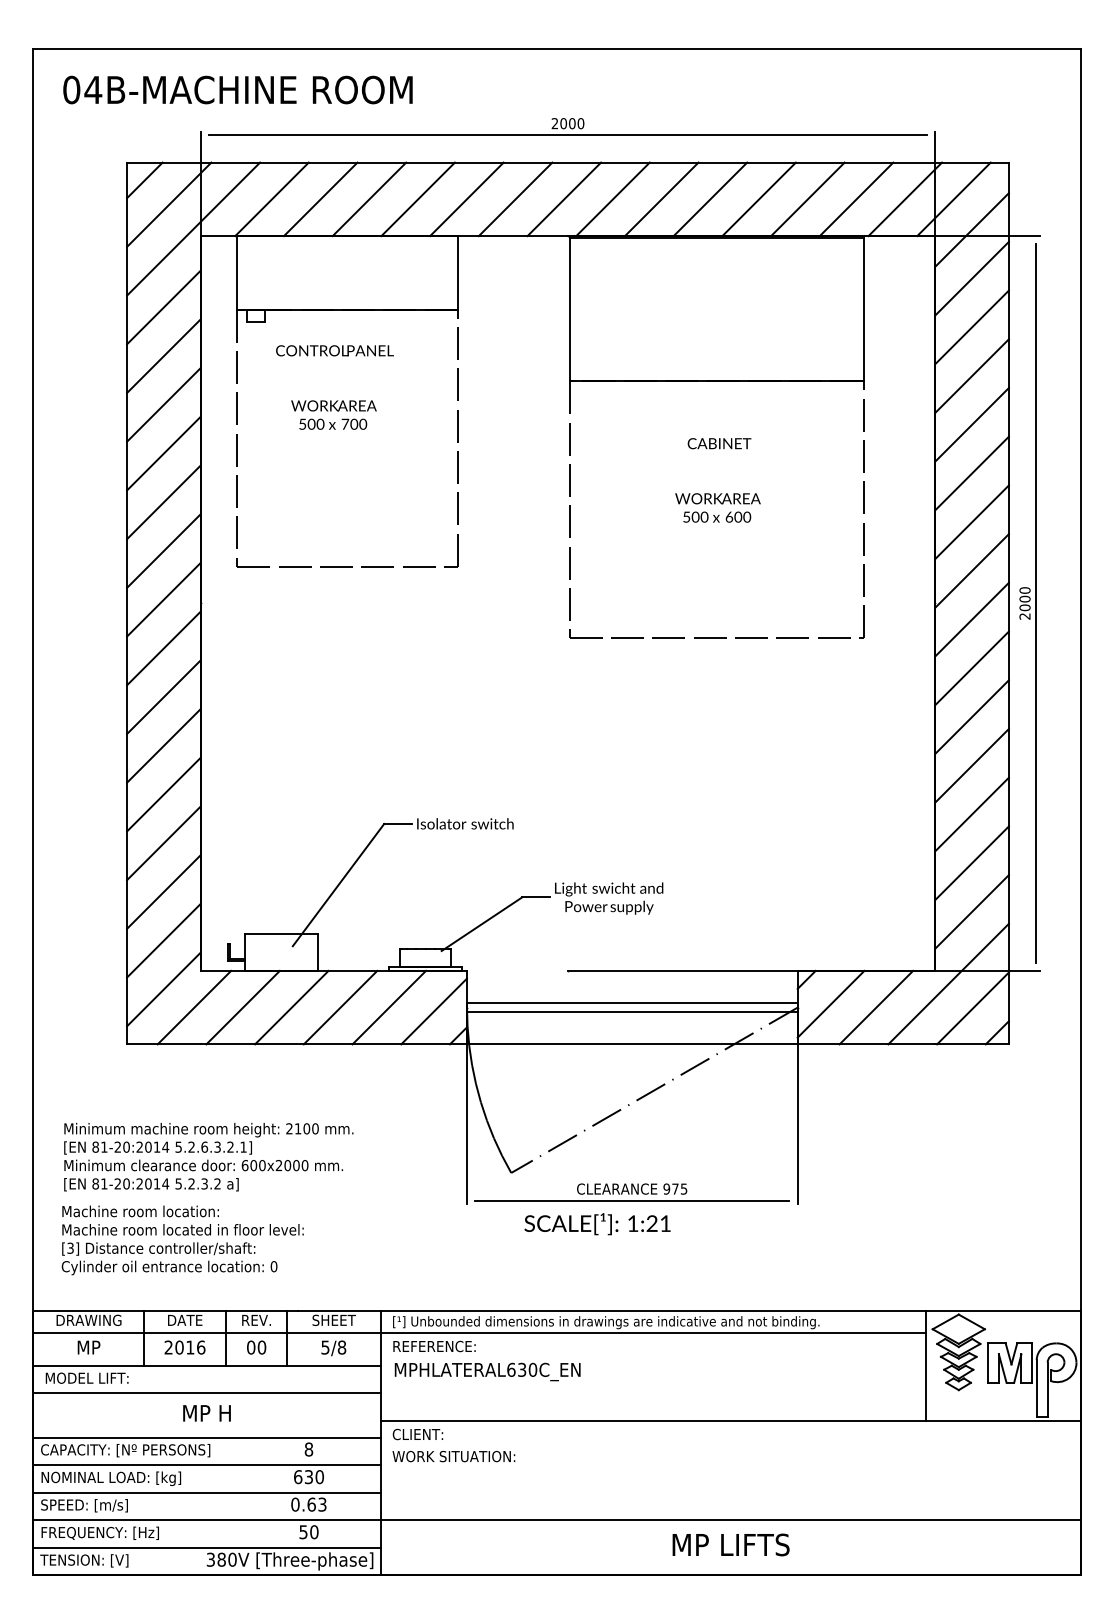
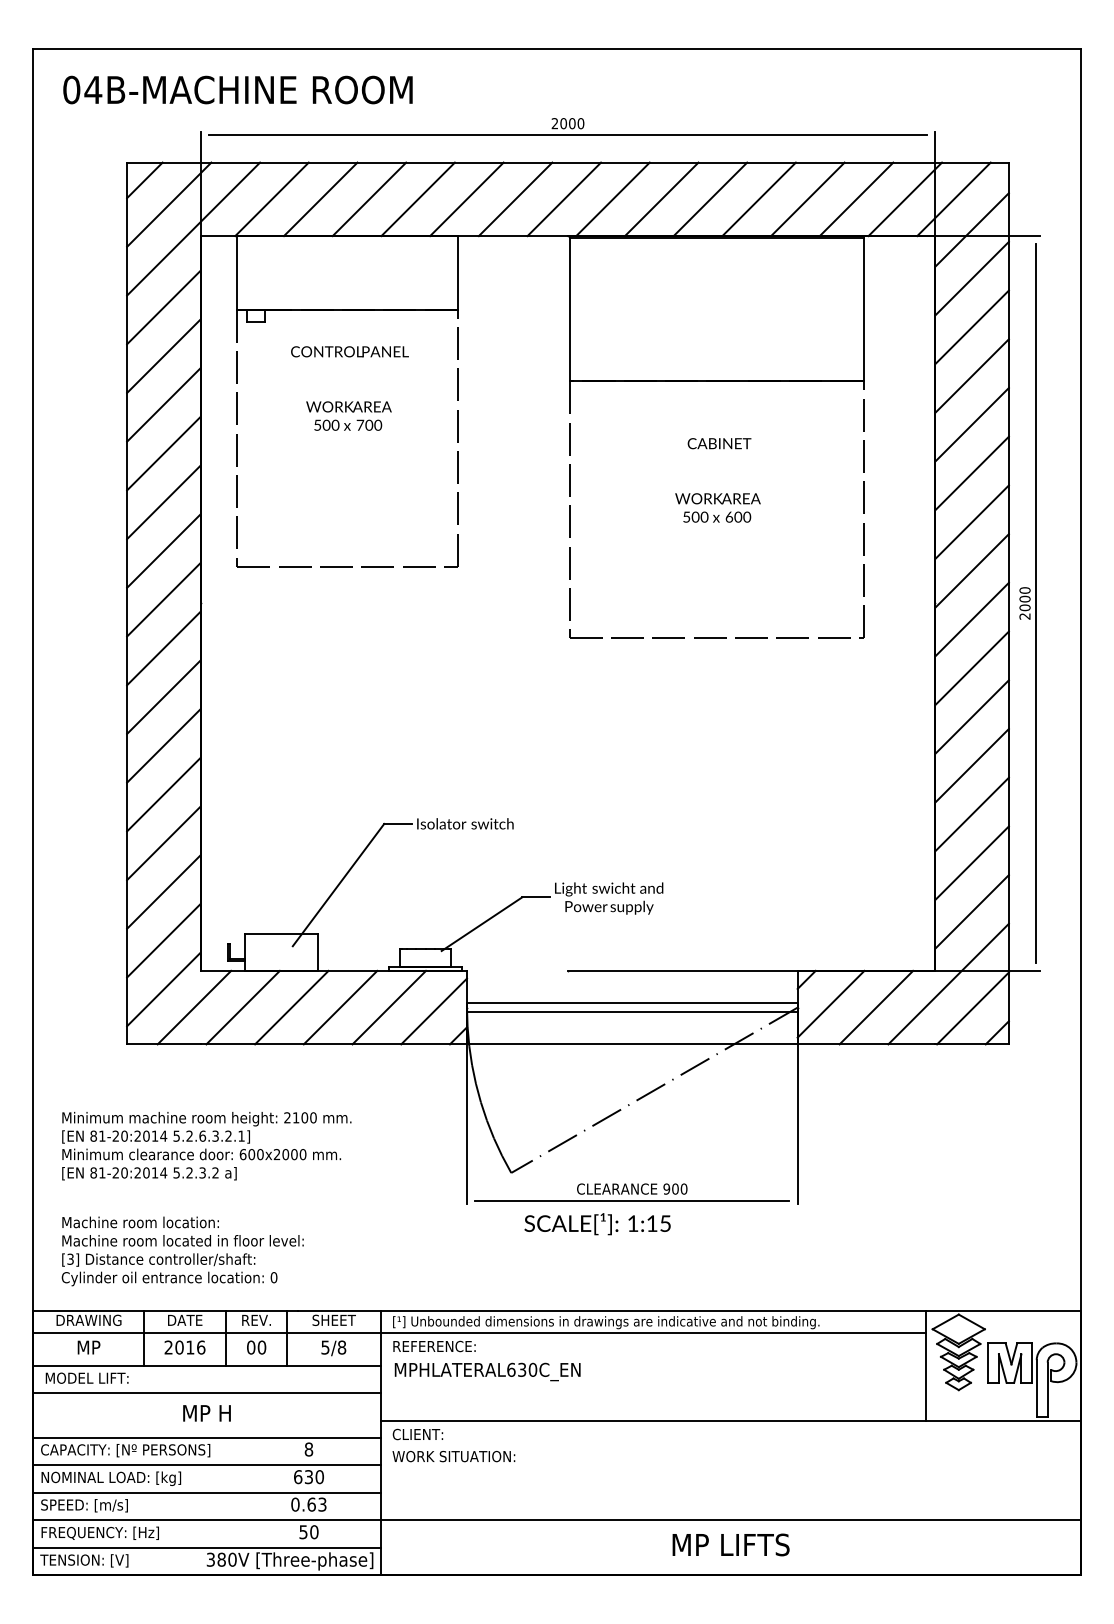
text position: (334, 387) -> (349, 388) (349, 388)
text position: (208, 1157) -> (206, 1146) (206, 1146)
text: 975 -> 900 (679, 1188)
text: 1:21 -> 1:15 (658, 1223)
text position: (182, 1240) -> (182, 1251) (182, 1251)
